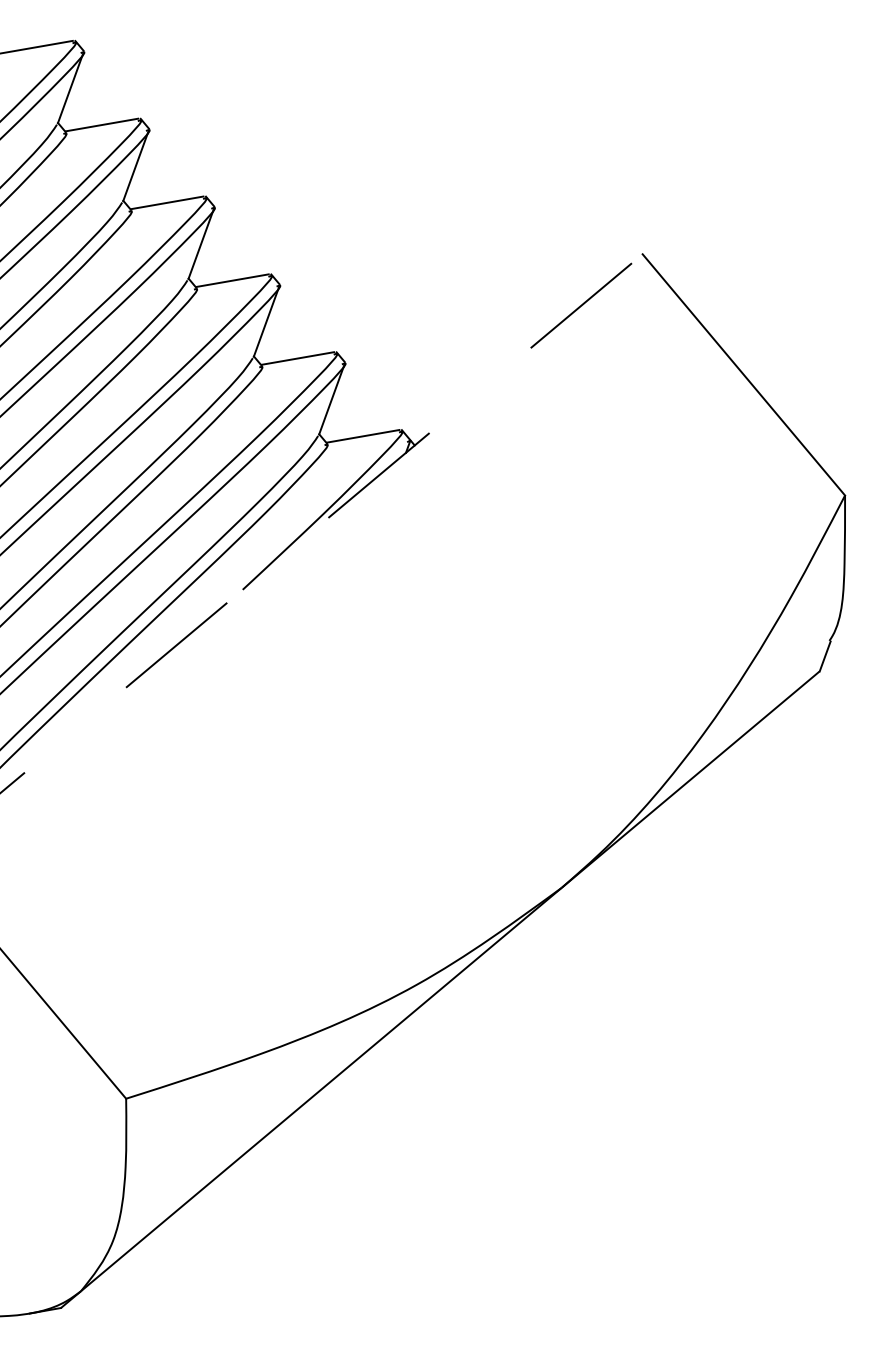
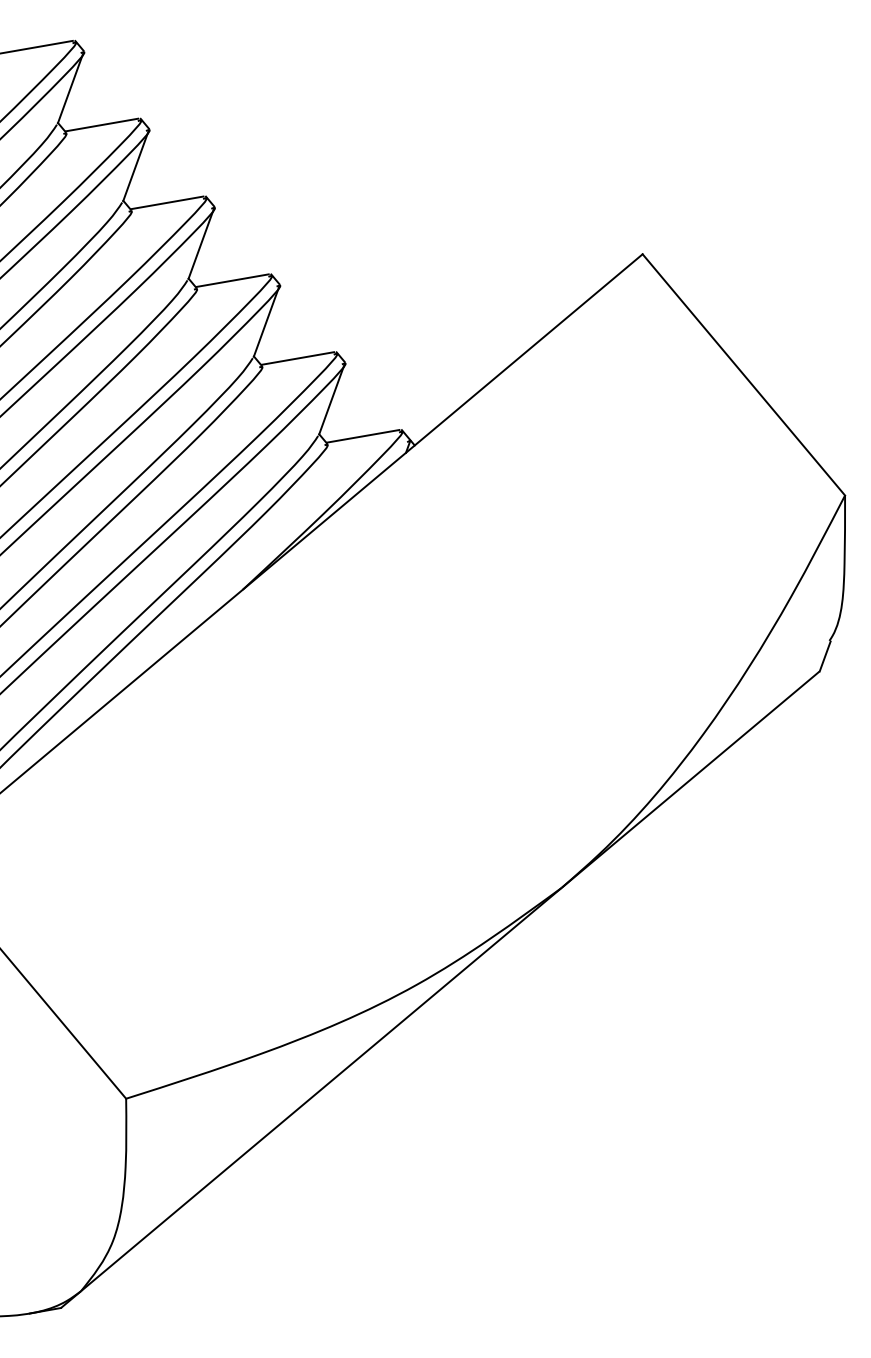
line: dashed -> solid (321, 523)
